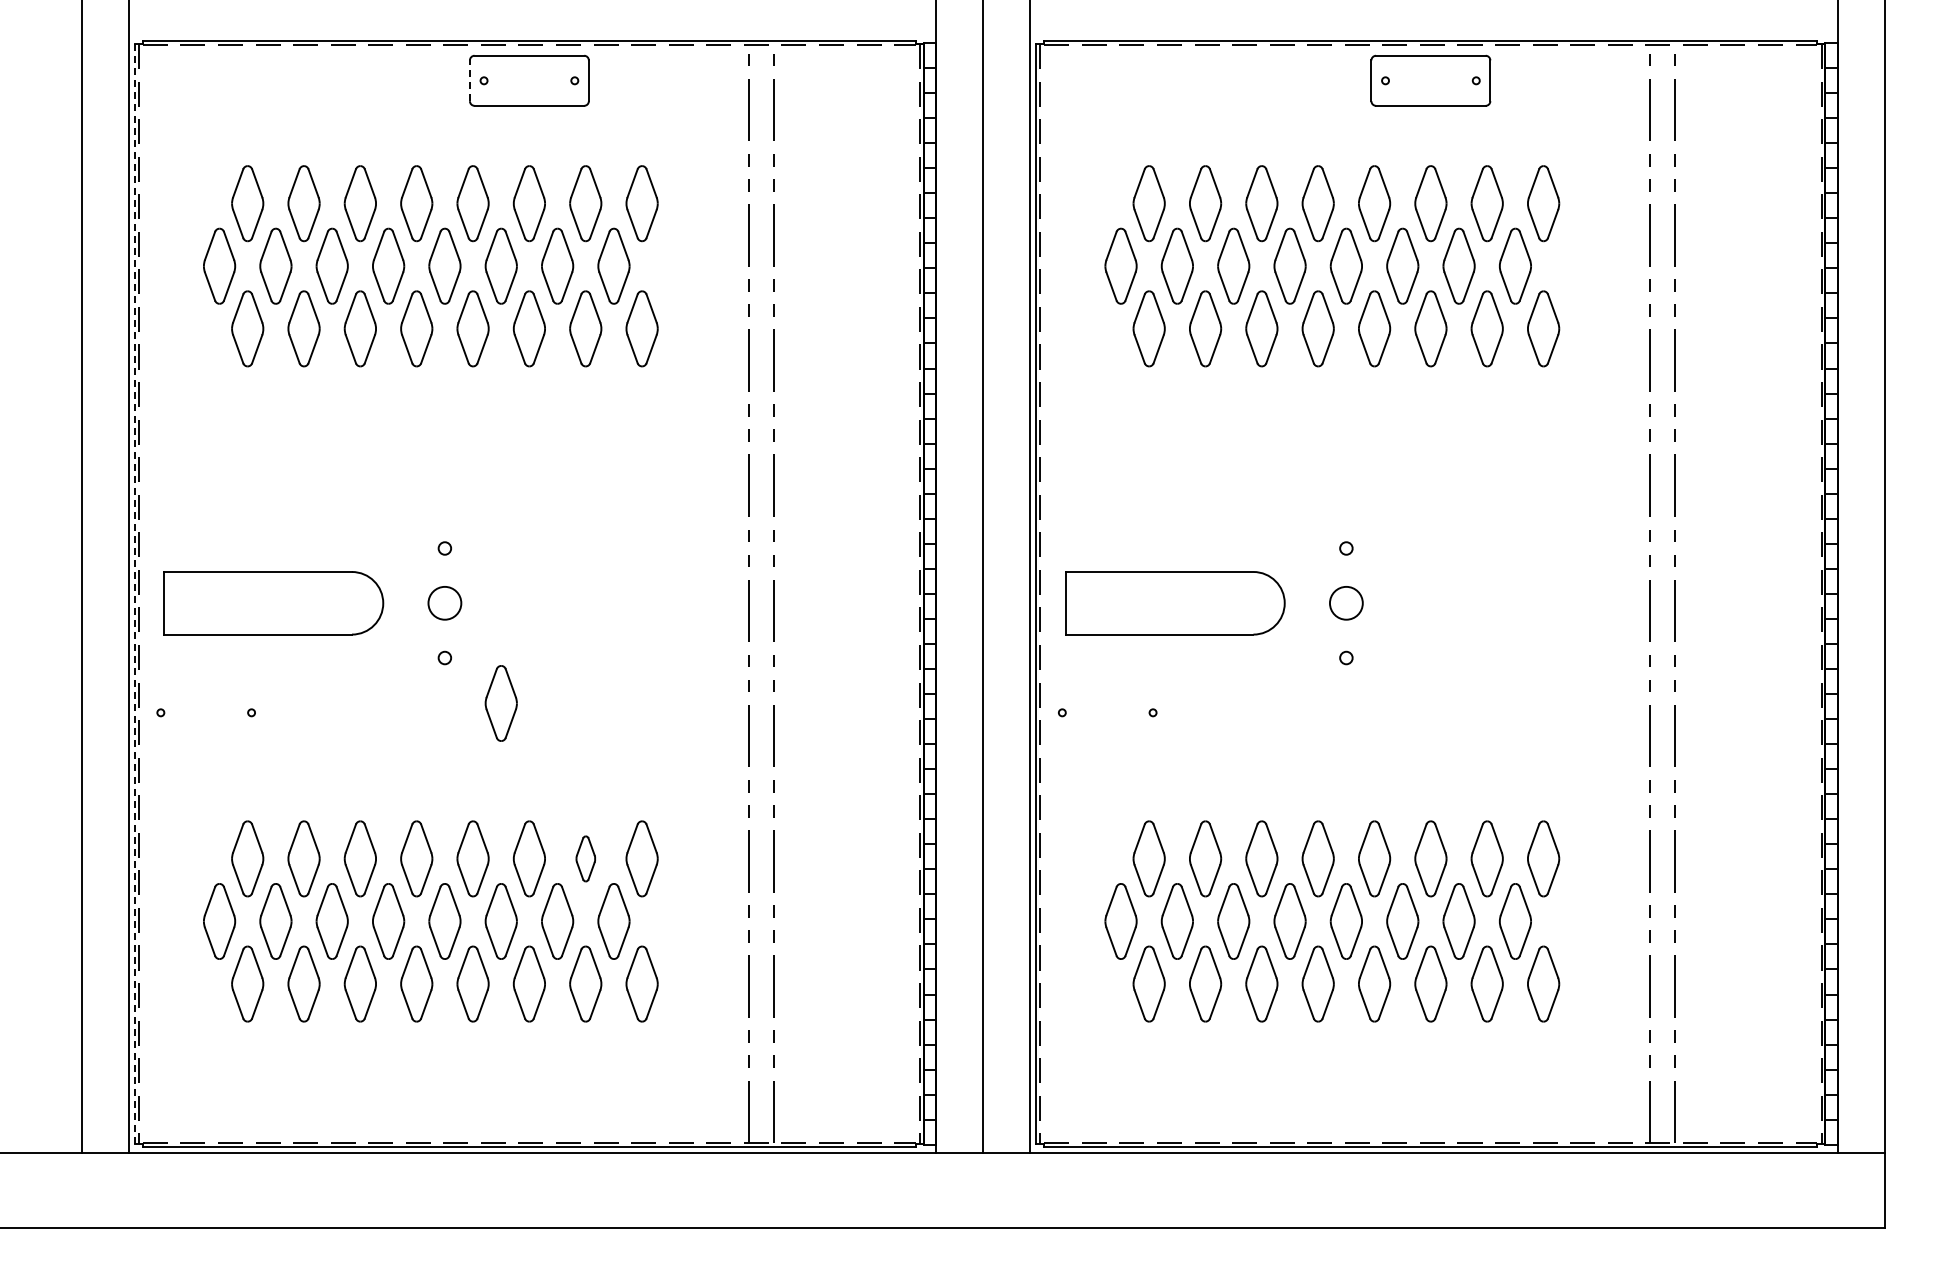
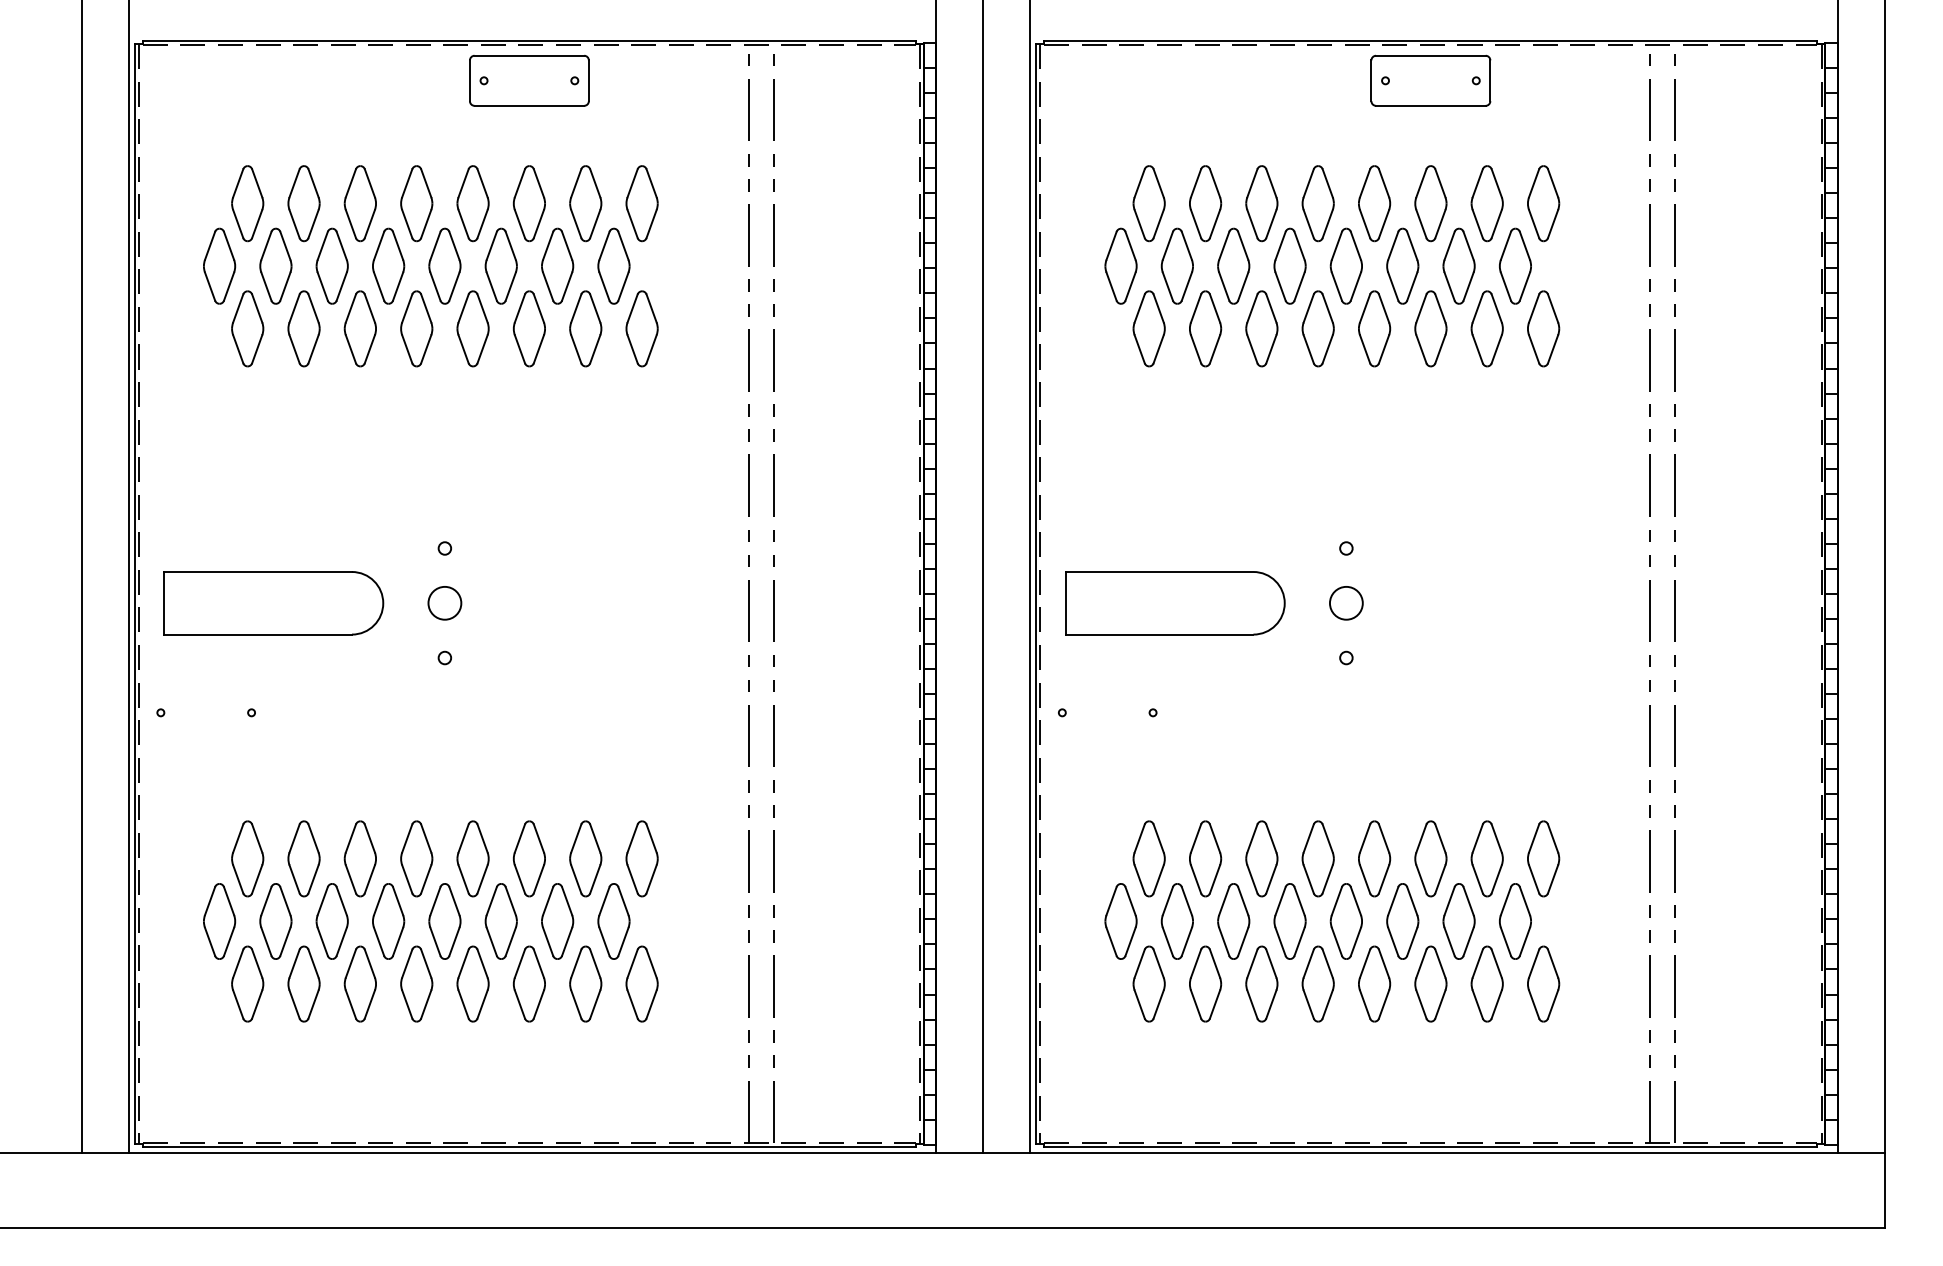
line: dashed -> solid (469, 80)
line: dashed -> solid (134, 593)
part: present -> none (500, 703)
part size: 21x48 px -> 34x78 px (585, 858)
